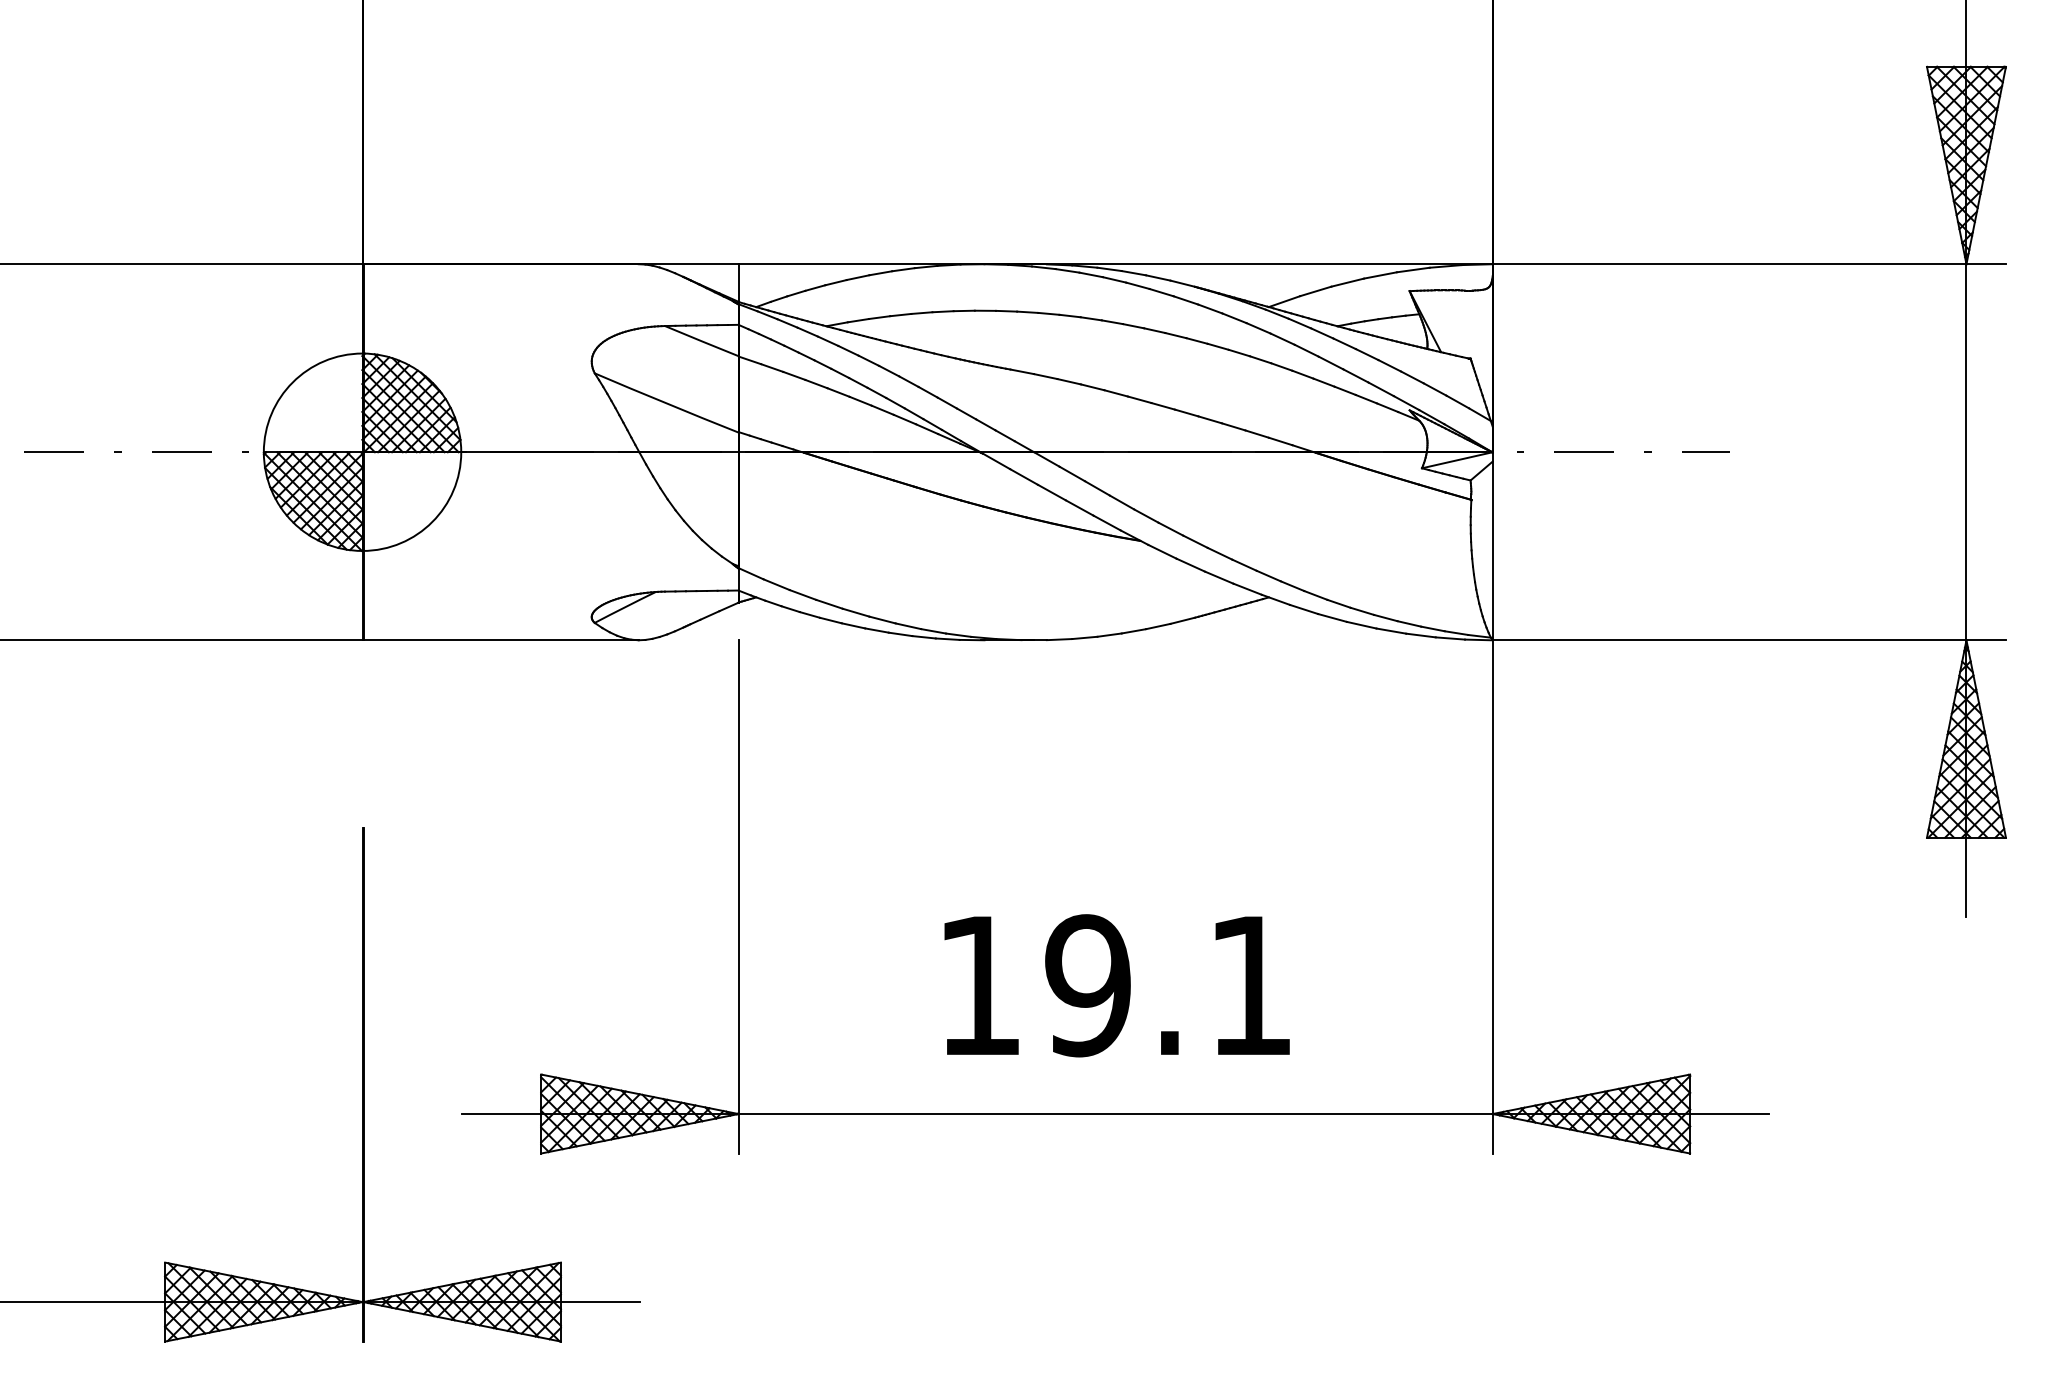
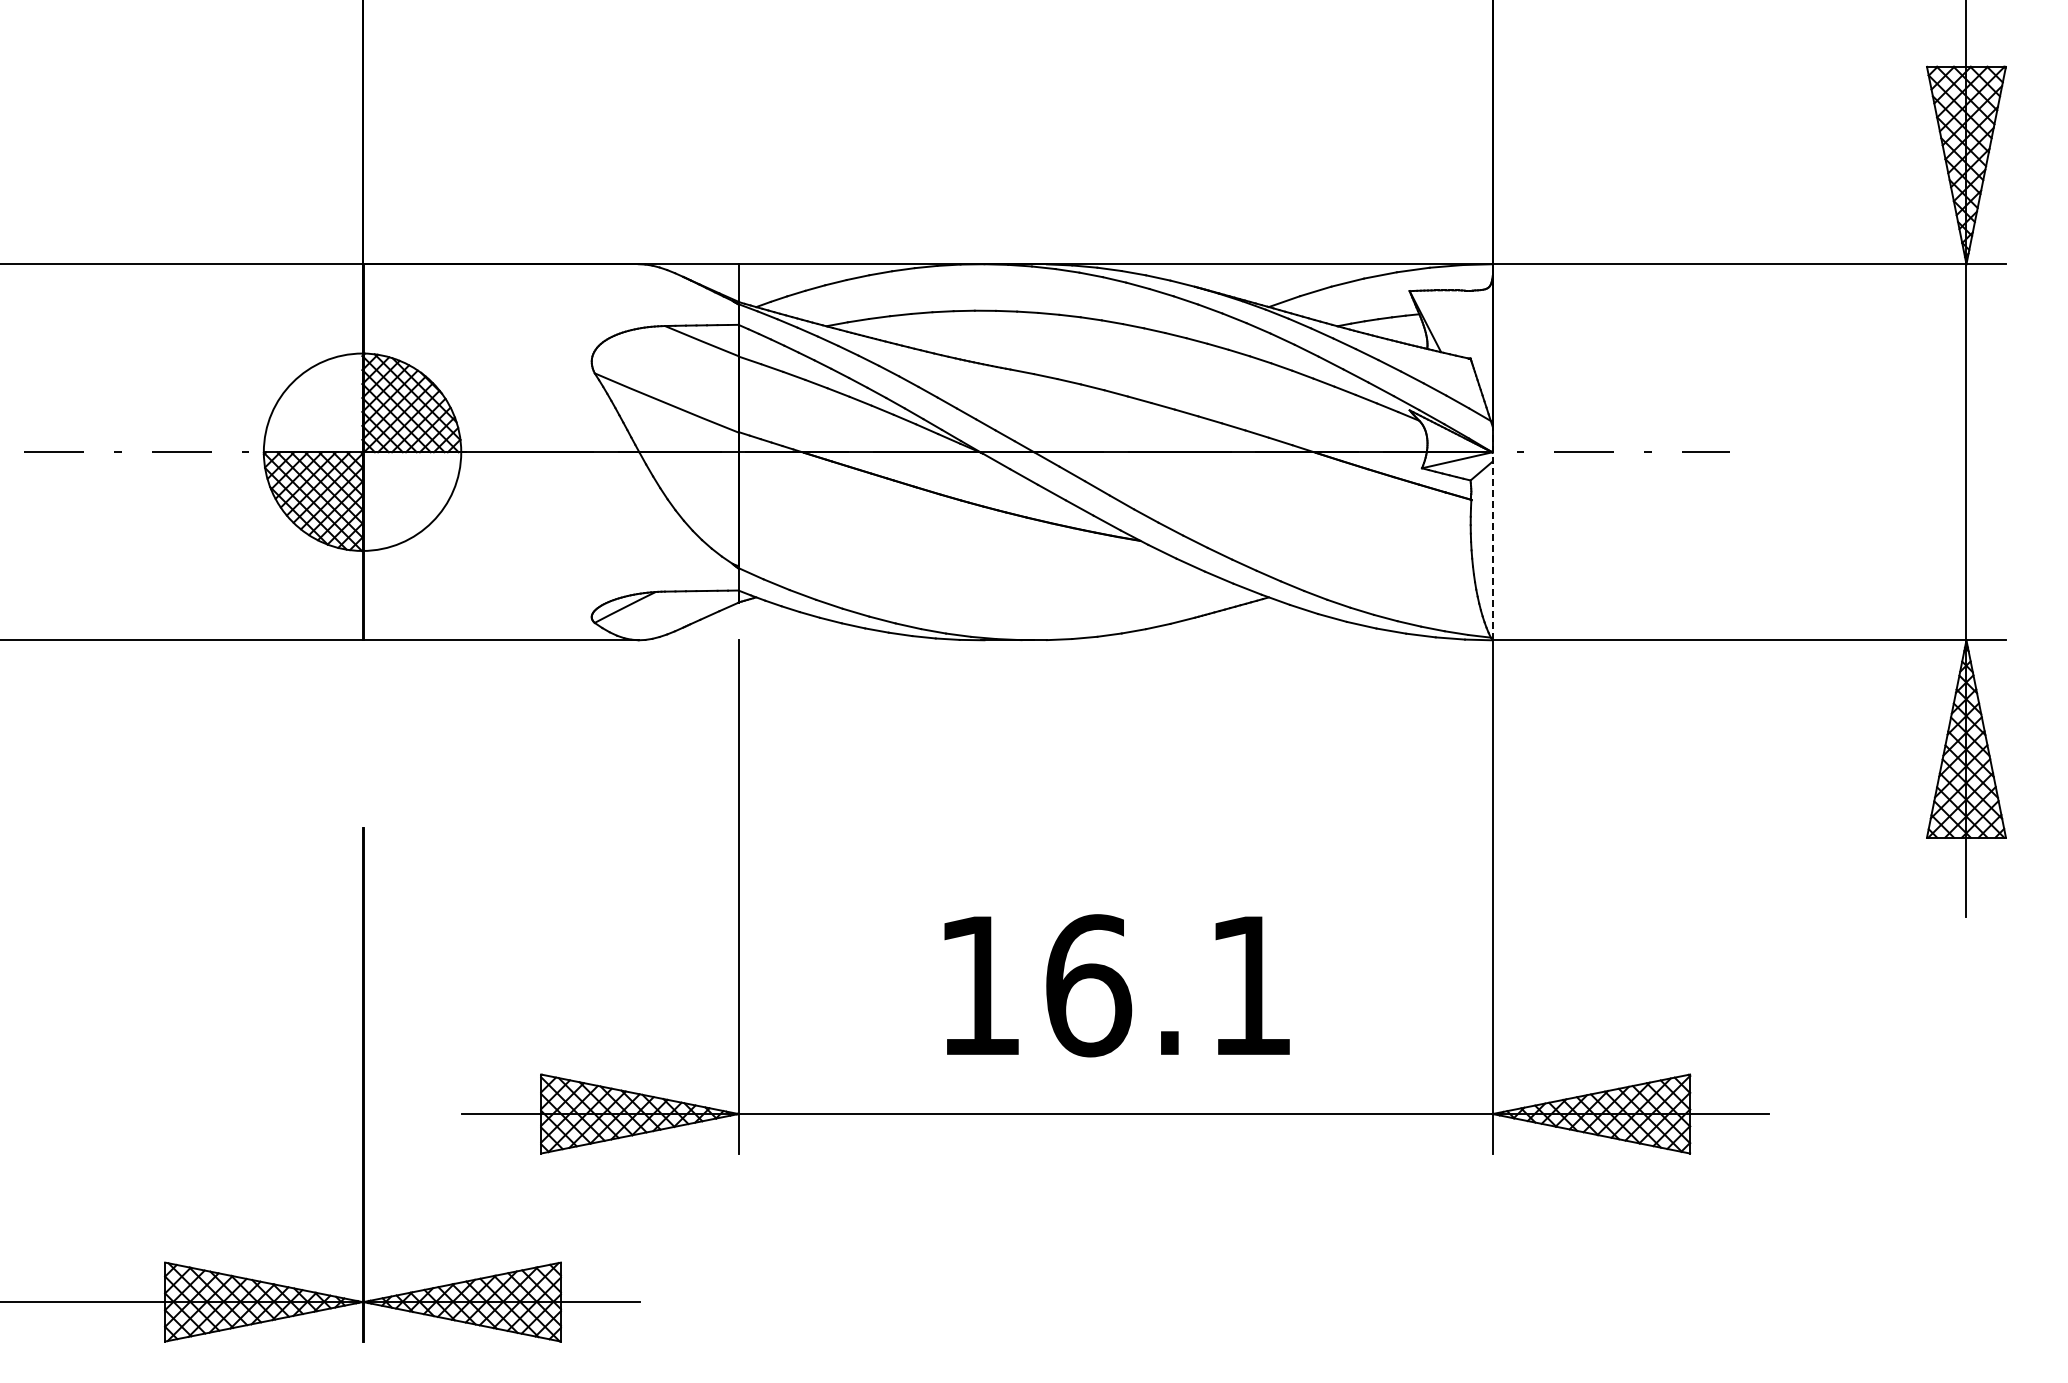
line: solid -> dashed (1492, 533)
text: 19.1 -> 16.1 (1088, 985)
